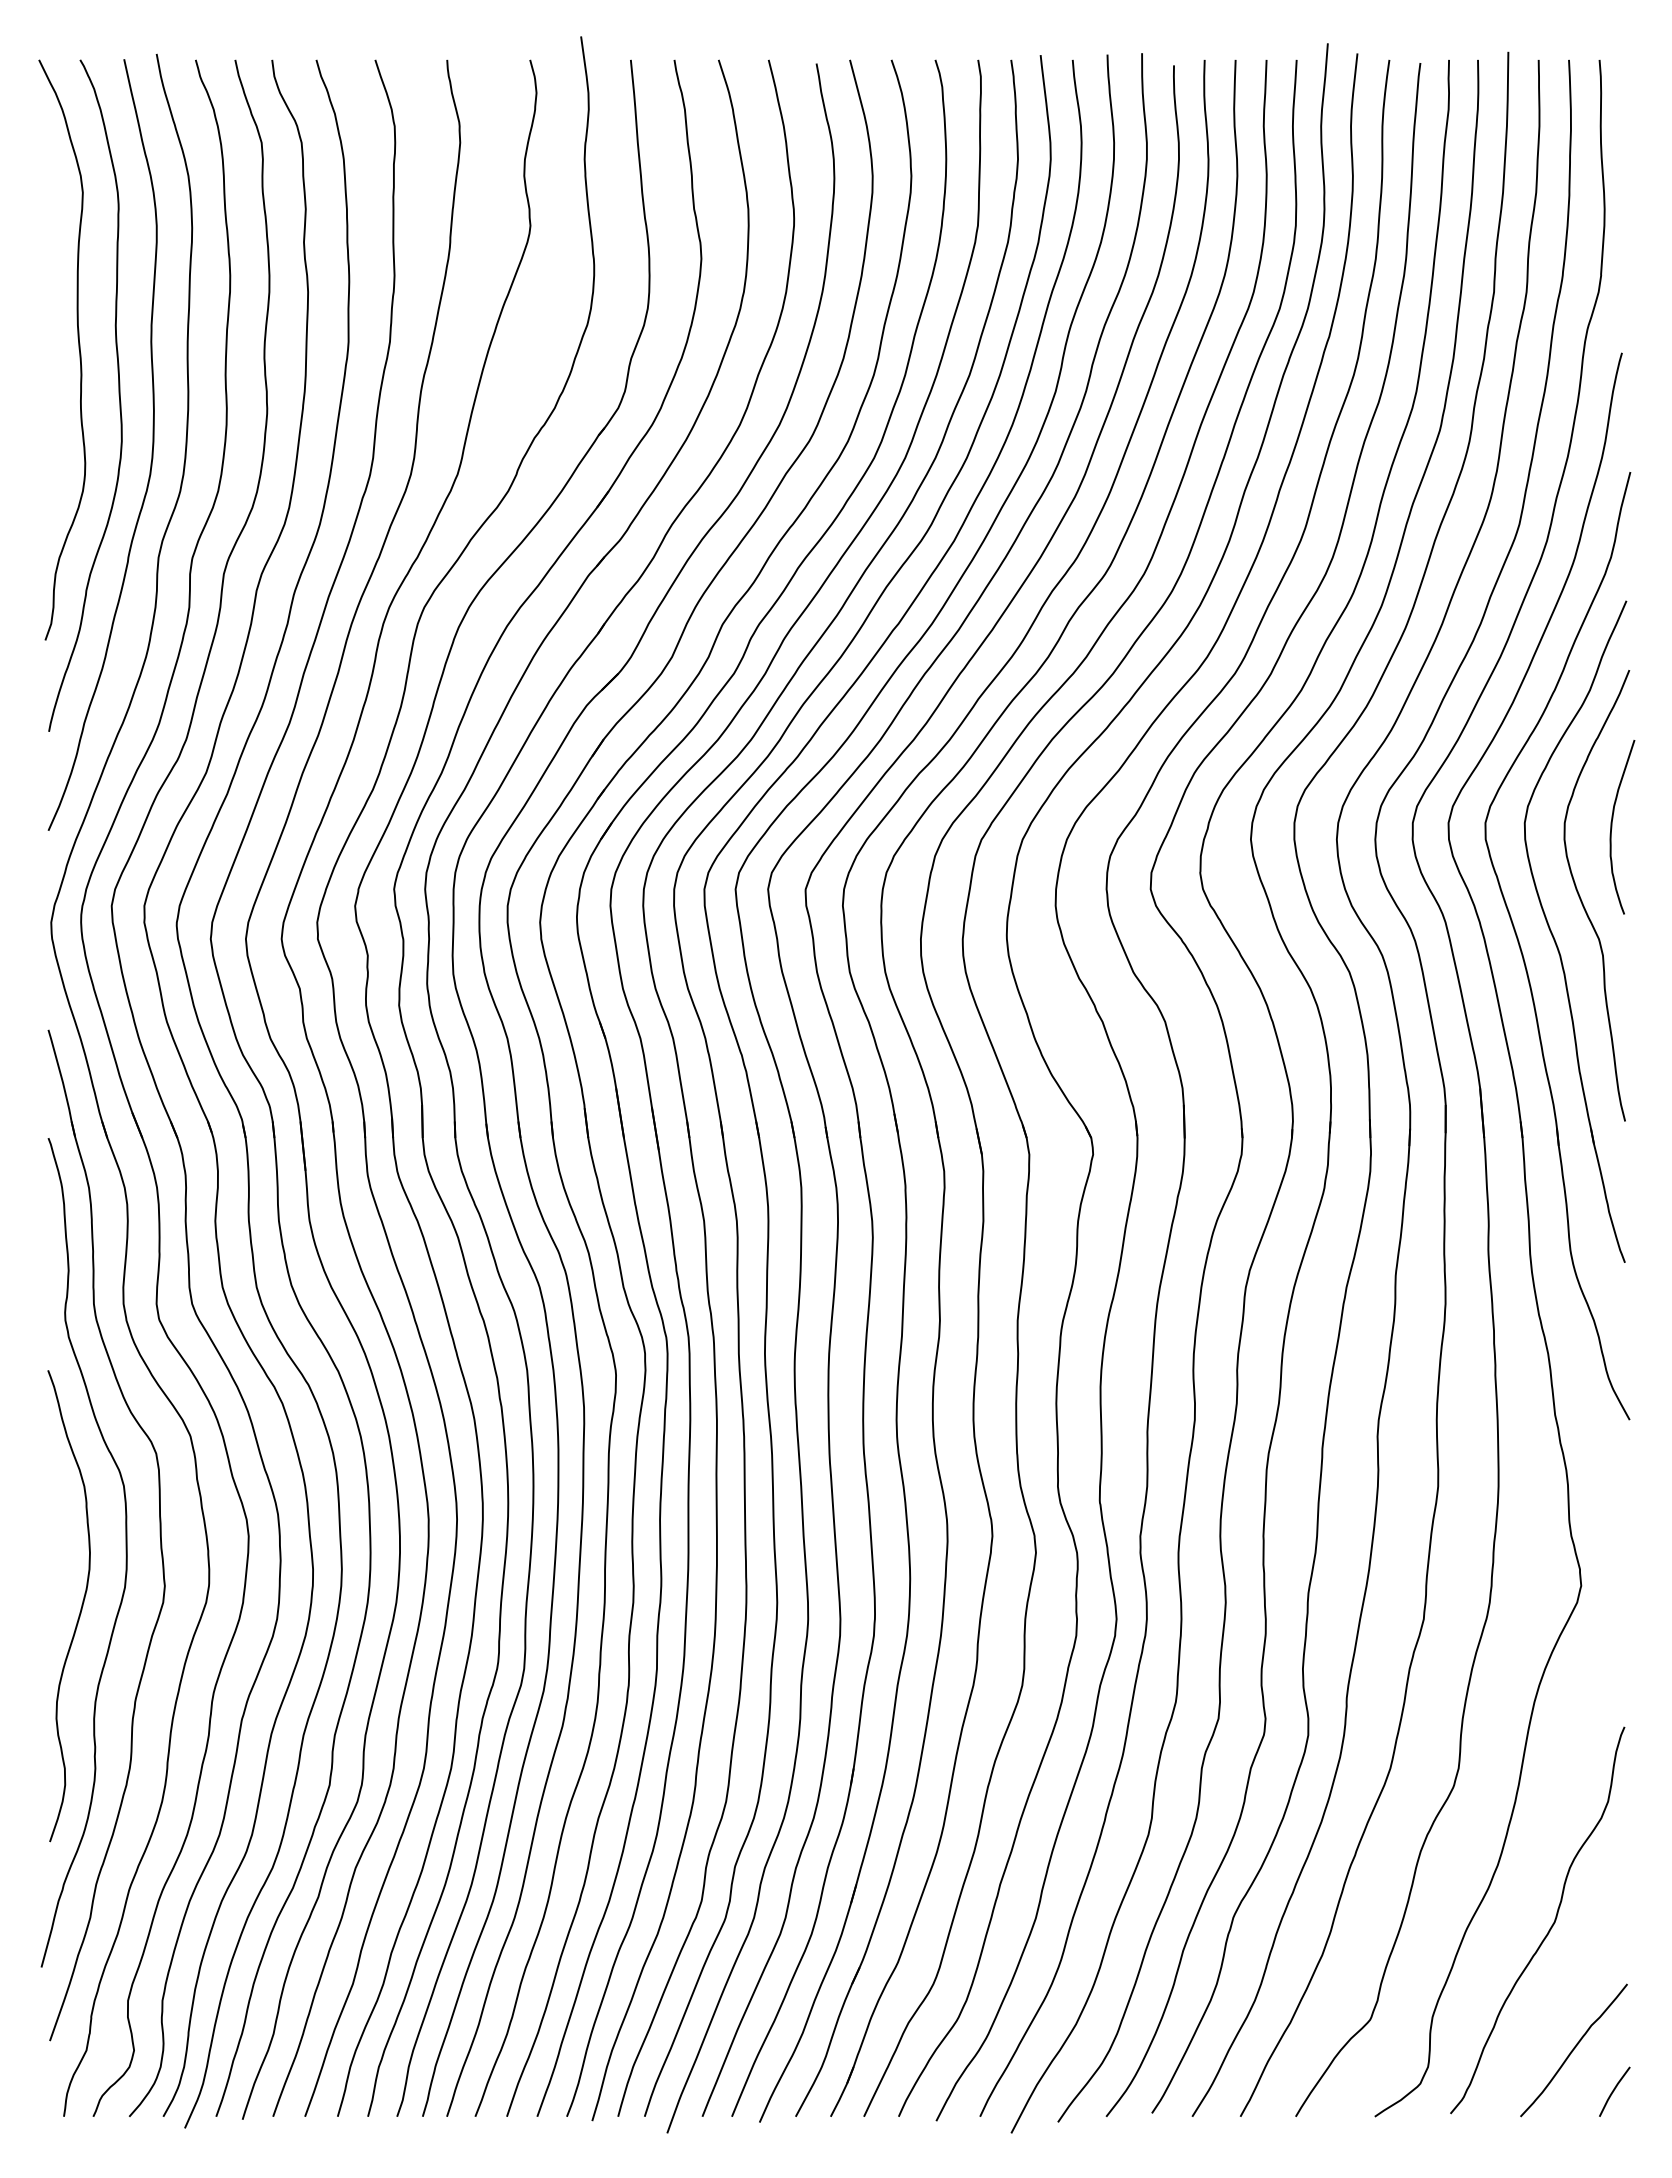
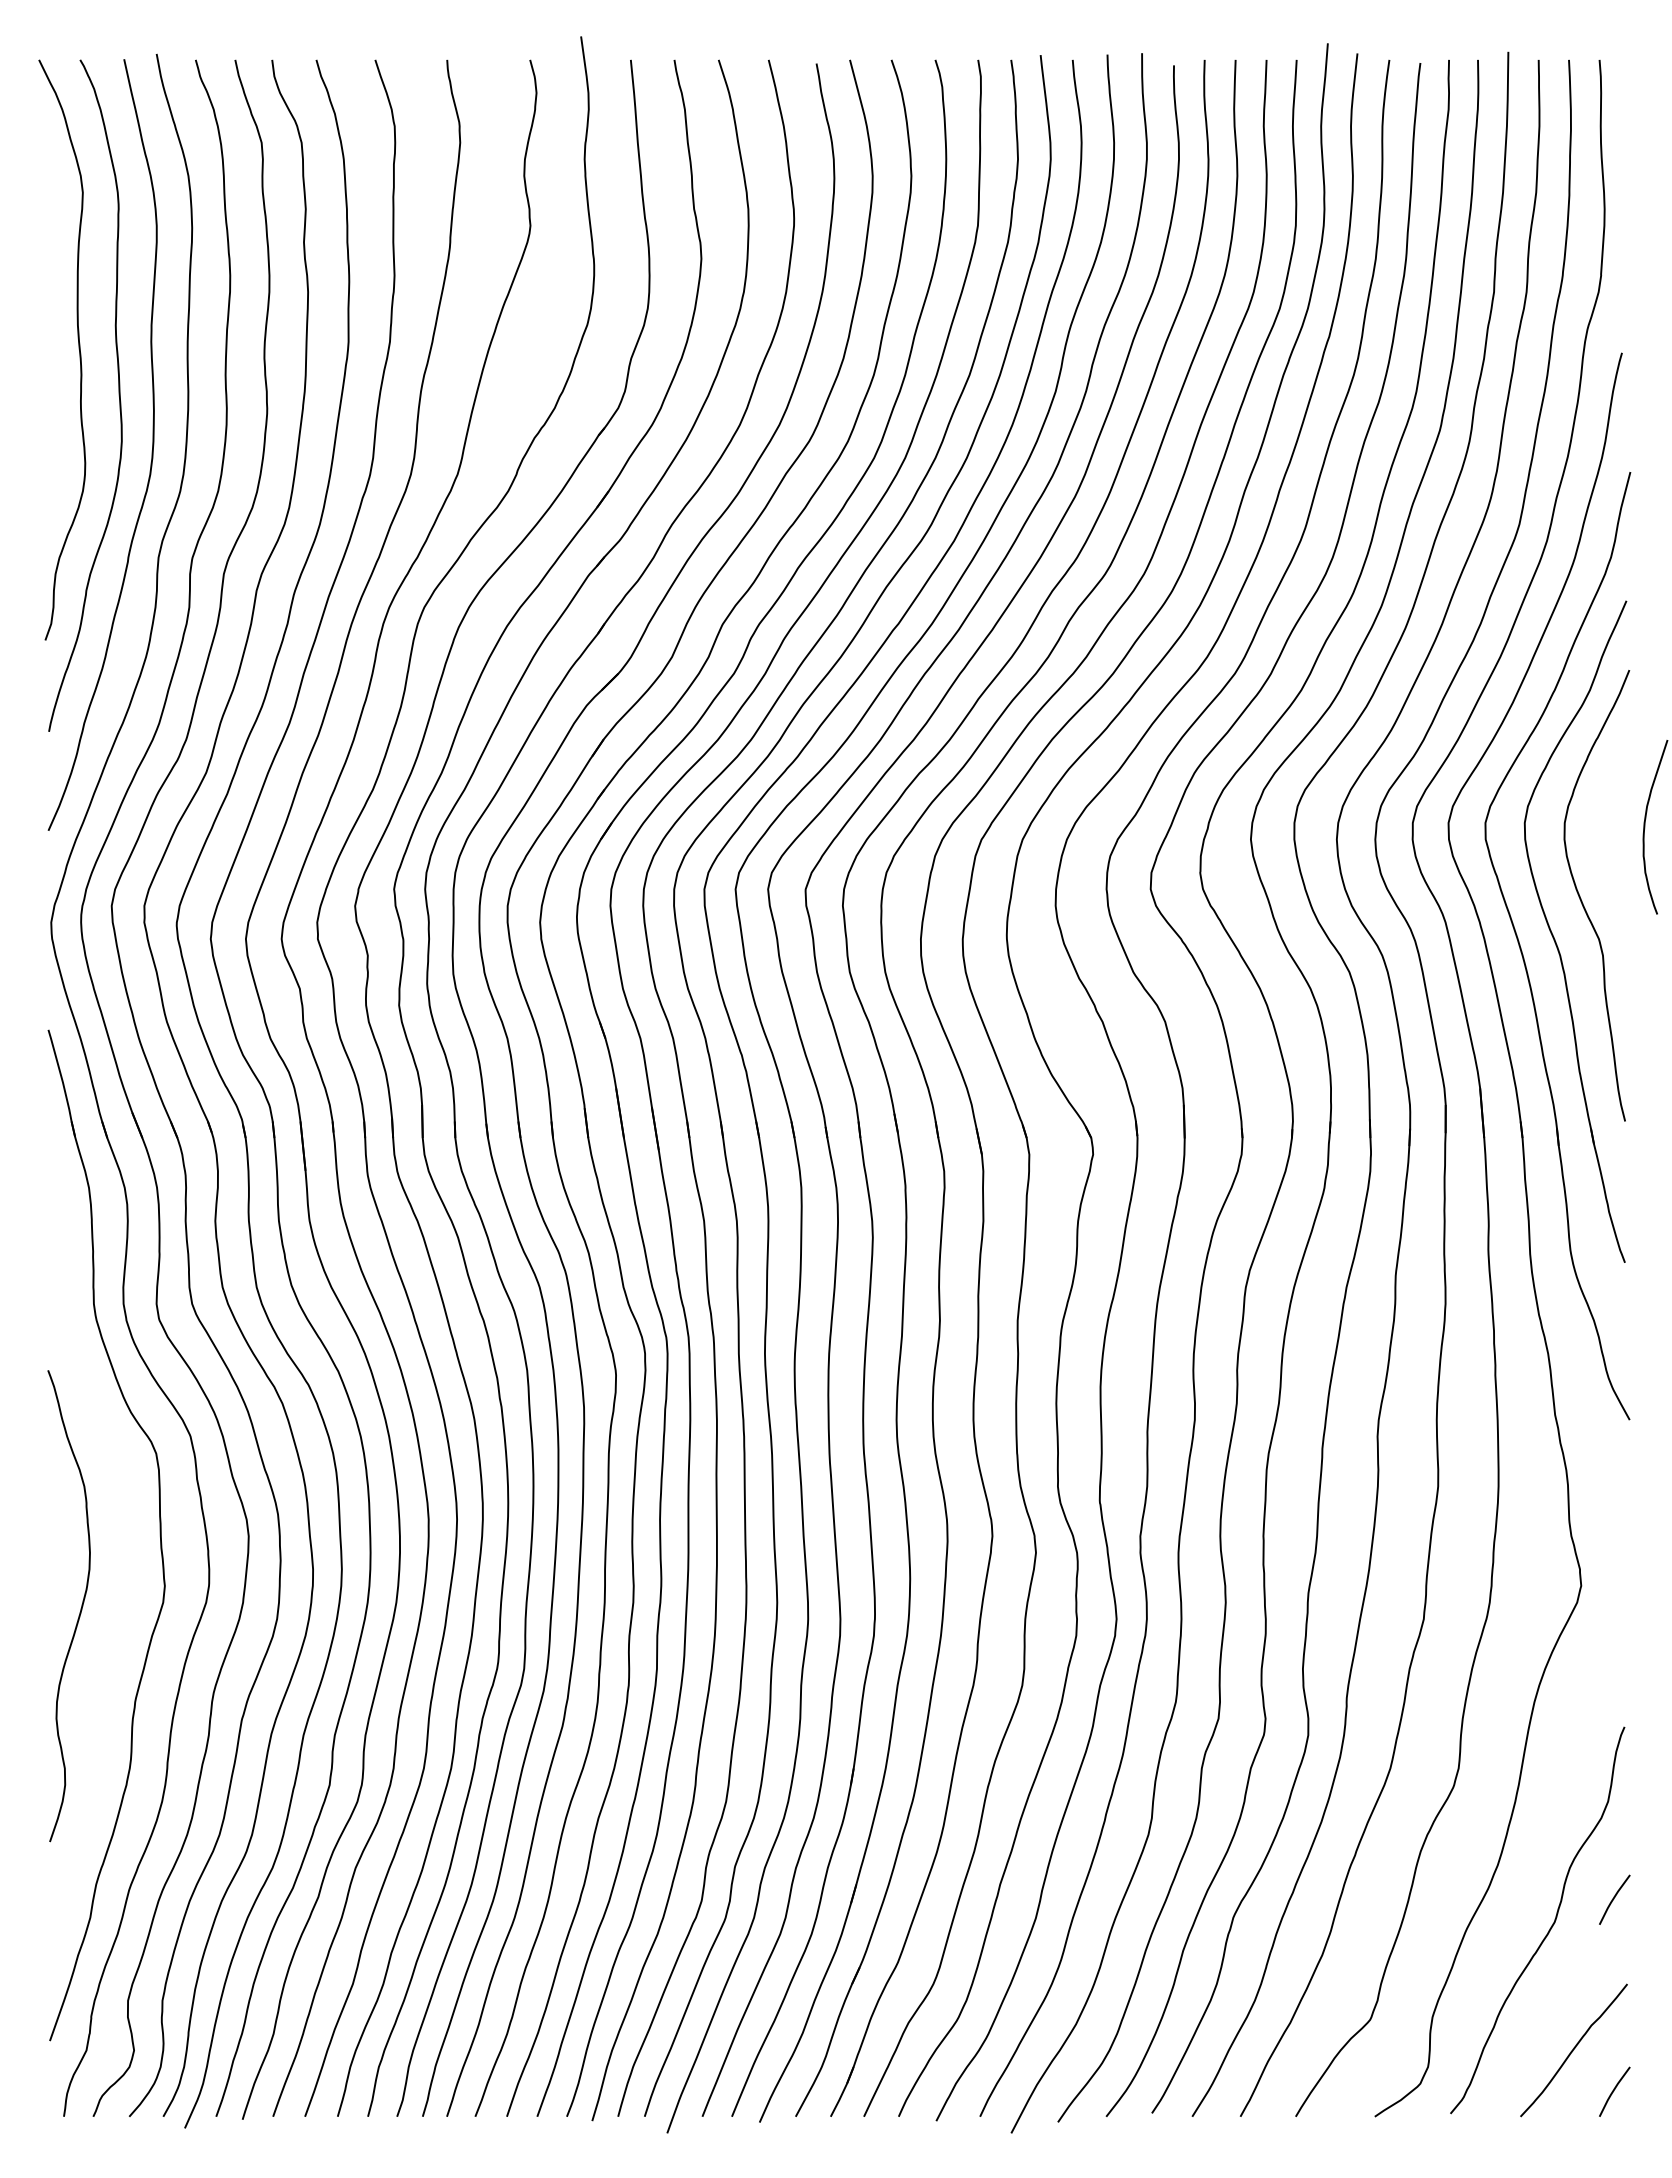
curve position: (1612, 827) -> (1645, 827) (1645, 827)
curve: present -> none (125, 1552)
line: none -> present (1614, 1899)
